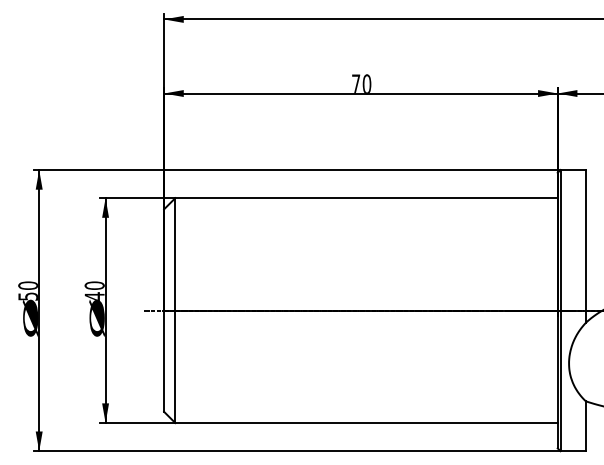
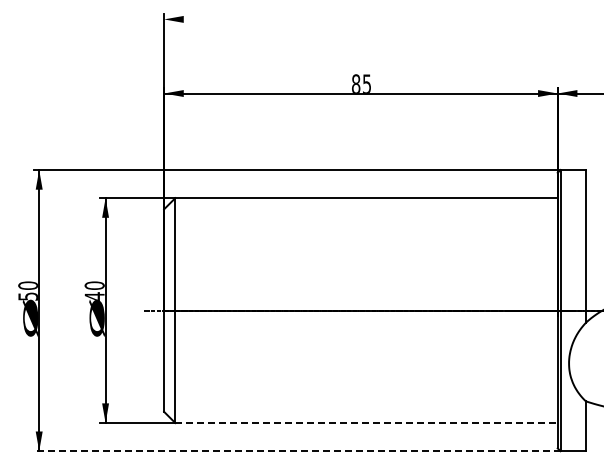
line: present -> none (382, 19)
text: 70 -> 85 (361, 83)
line: solid -> dashed (367, 423)
line: solid -> dashed (296, 451)
